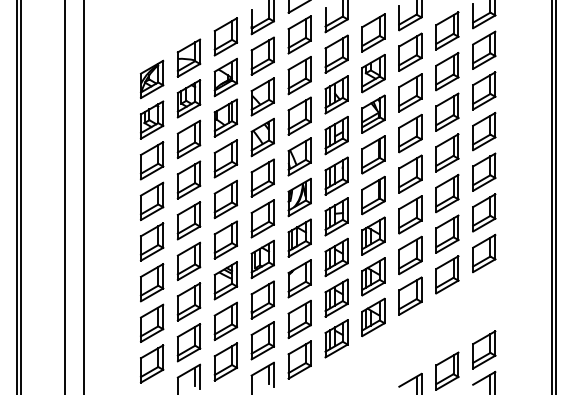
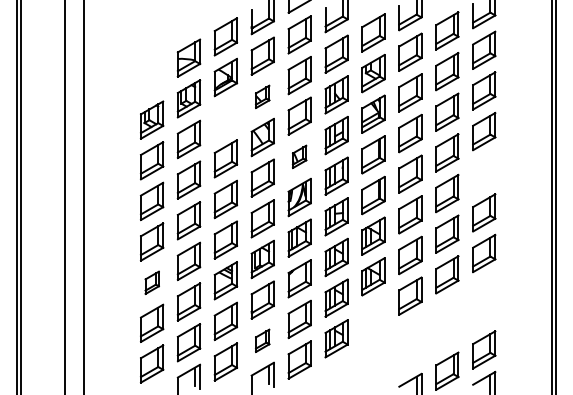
part: present -> none (152, 79)
part size: 25x40 px -> 16x26 px (262, 96)
part: present -> none (225, 117)
part size: 25x40 px -> 17x26 px (299, 156)
part: present -> none (484, 171)
part size: 25x40 px -> 16x25 px (151, 282)
part: present -> none (373, 317)
part size: 25x40 px -> 16x25 px (262, 340)
